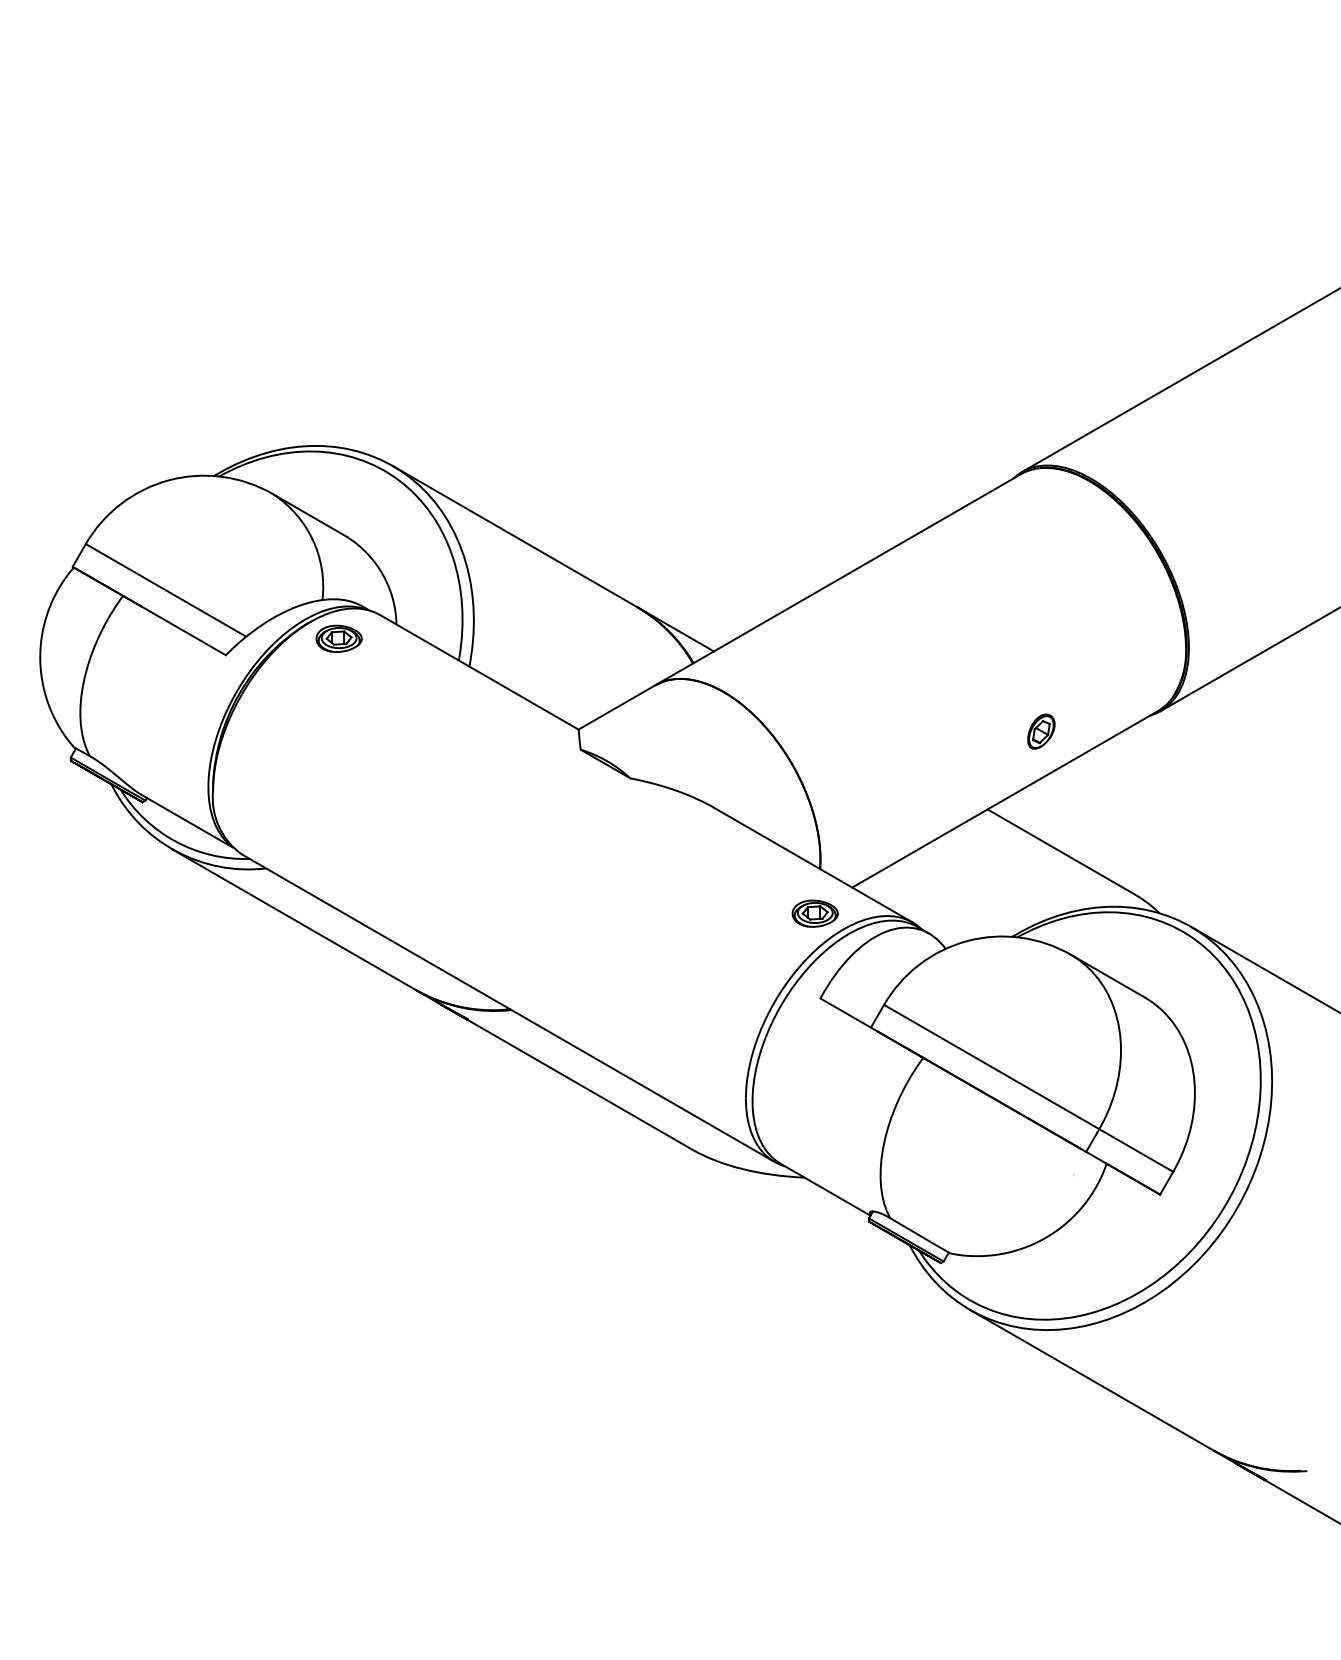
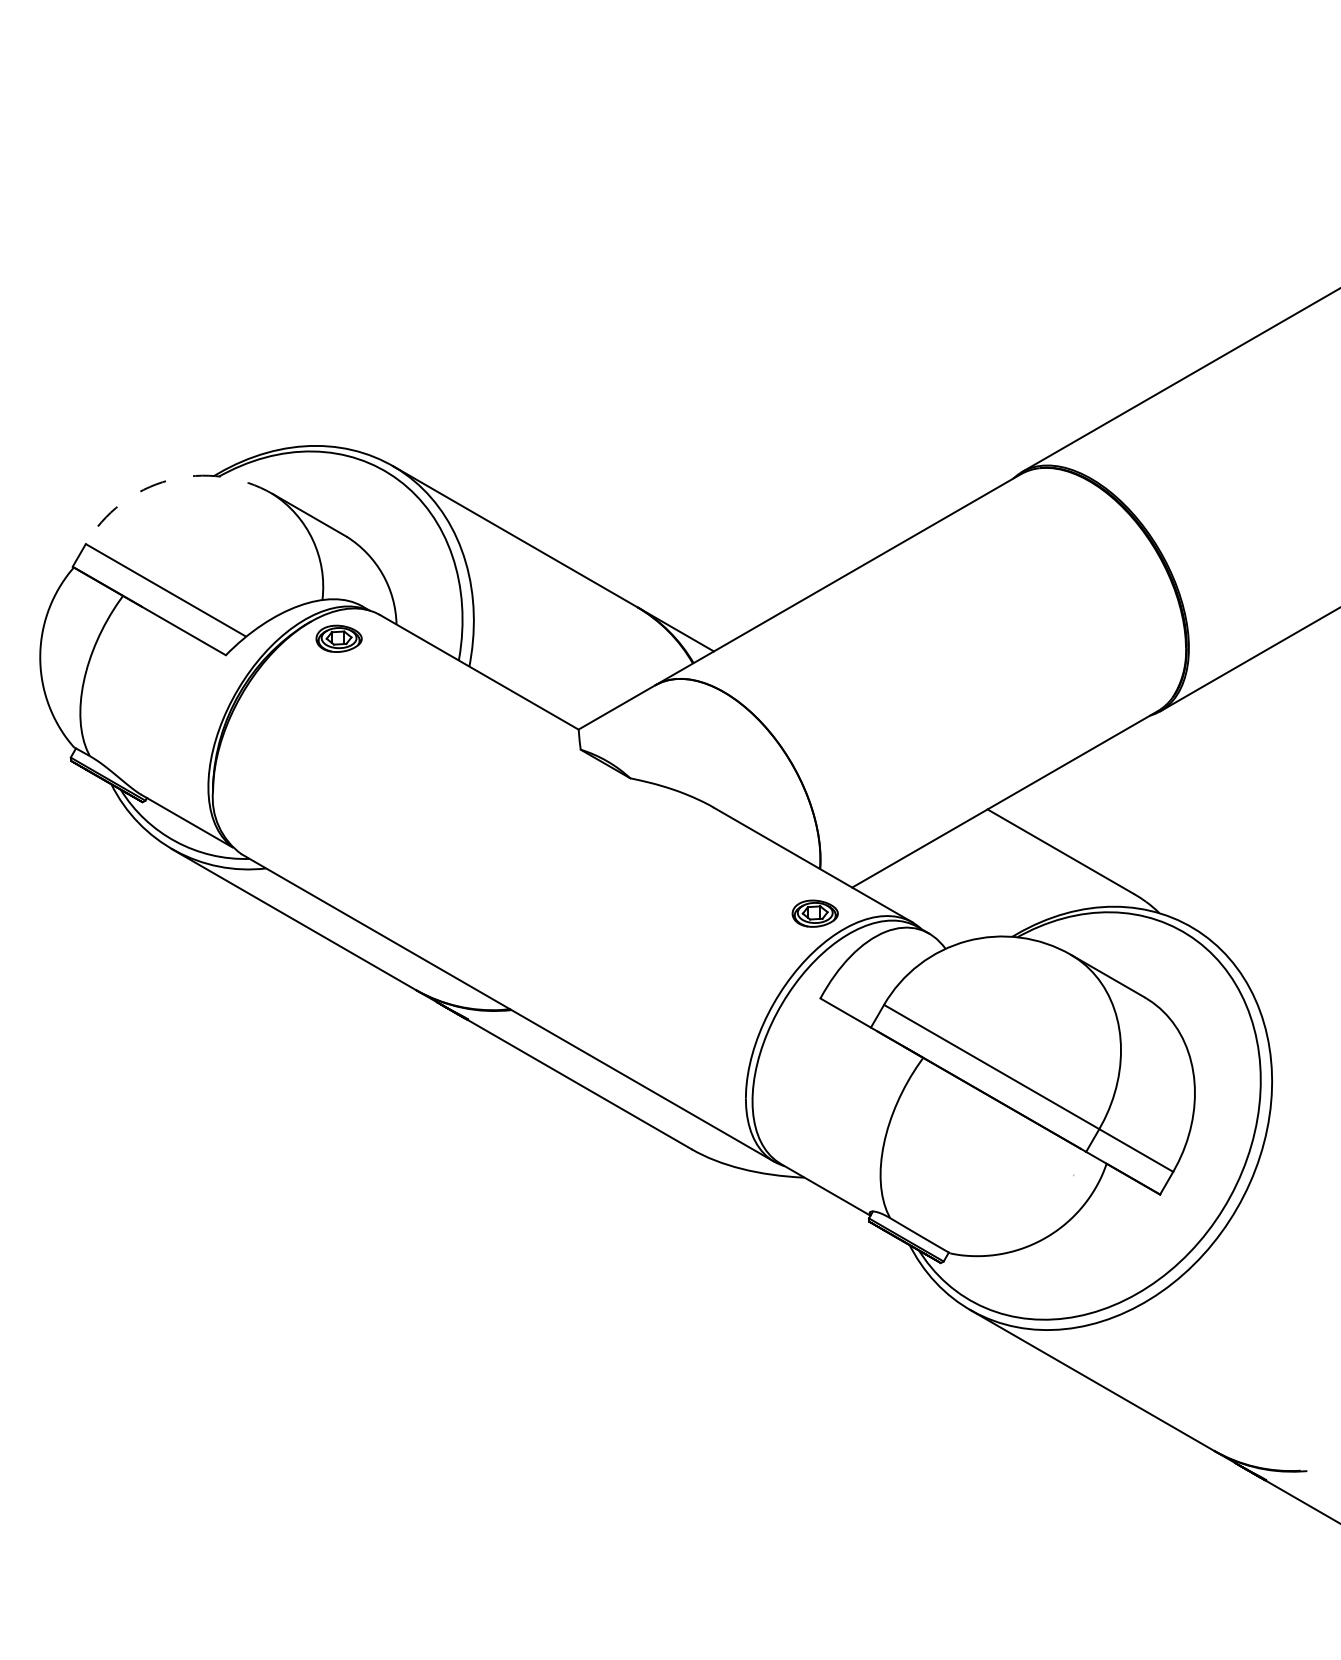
arc: solid -> dashed (168, 480)
part: present -> none (1041, 731)
line: present -> none (1264, 968)
